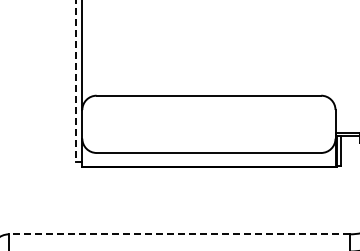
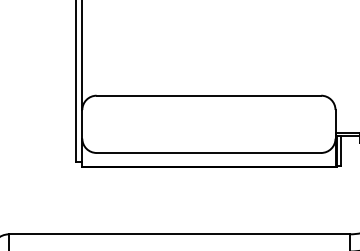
line: dashed -> solid (75, 81)
line: dashed -> solid (178, 234)
